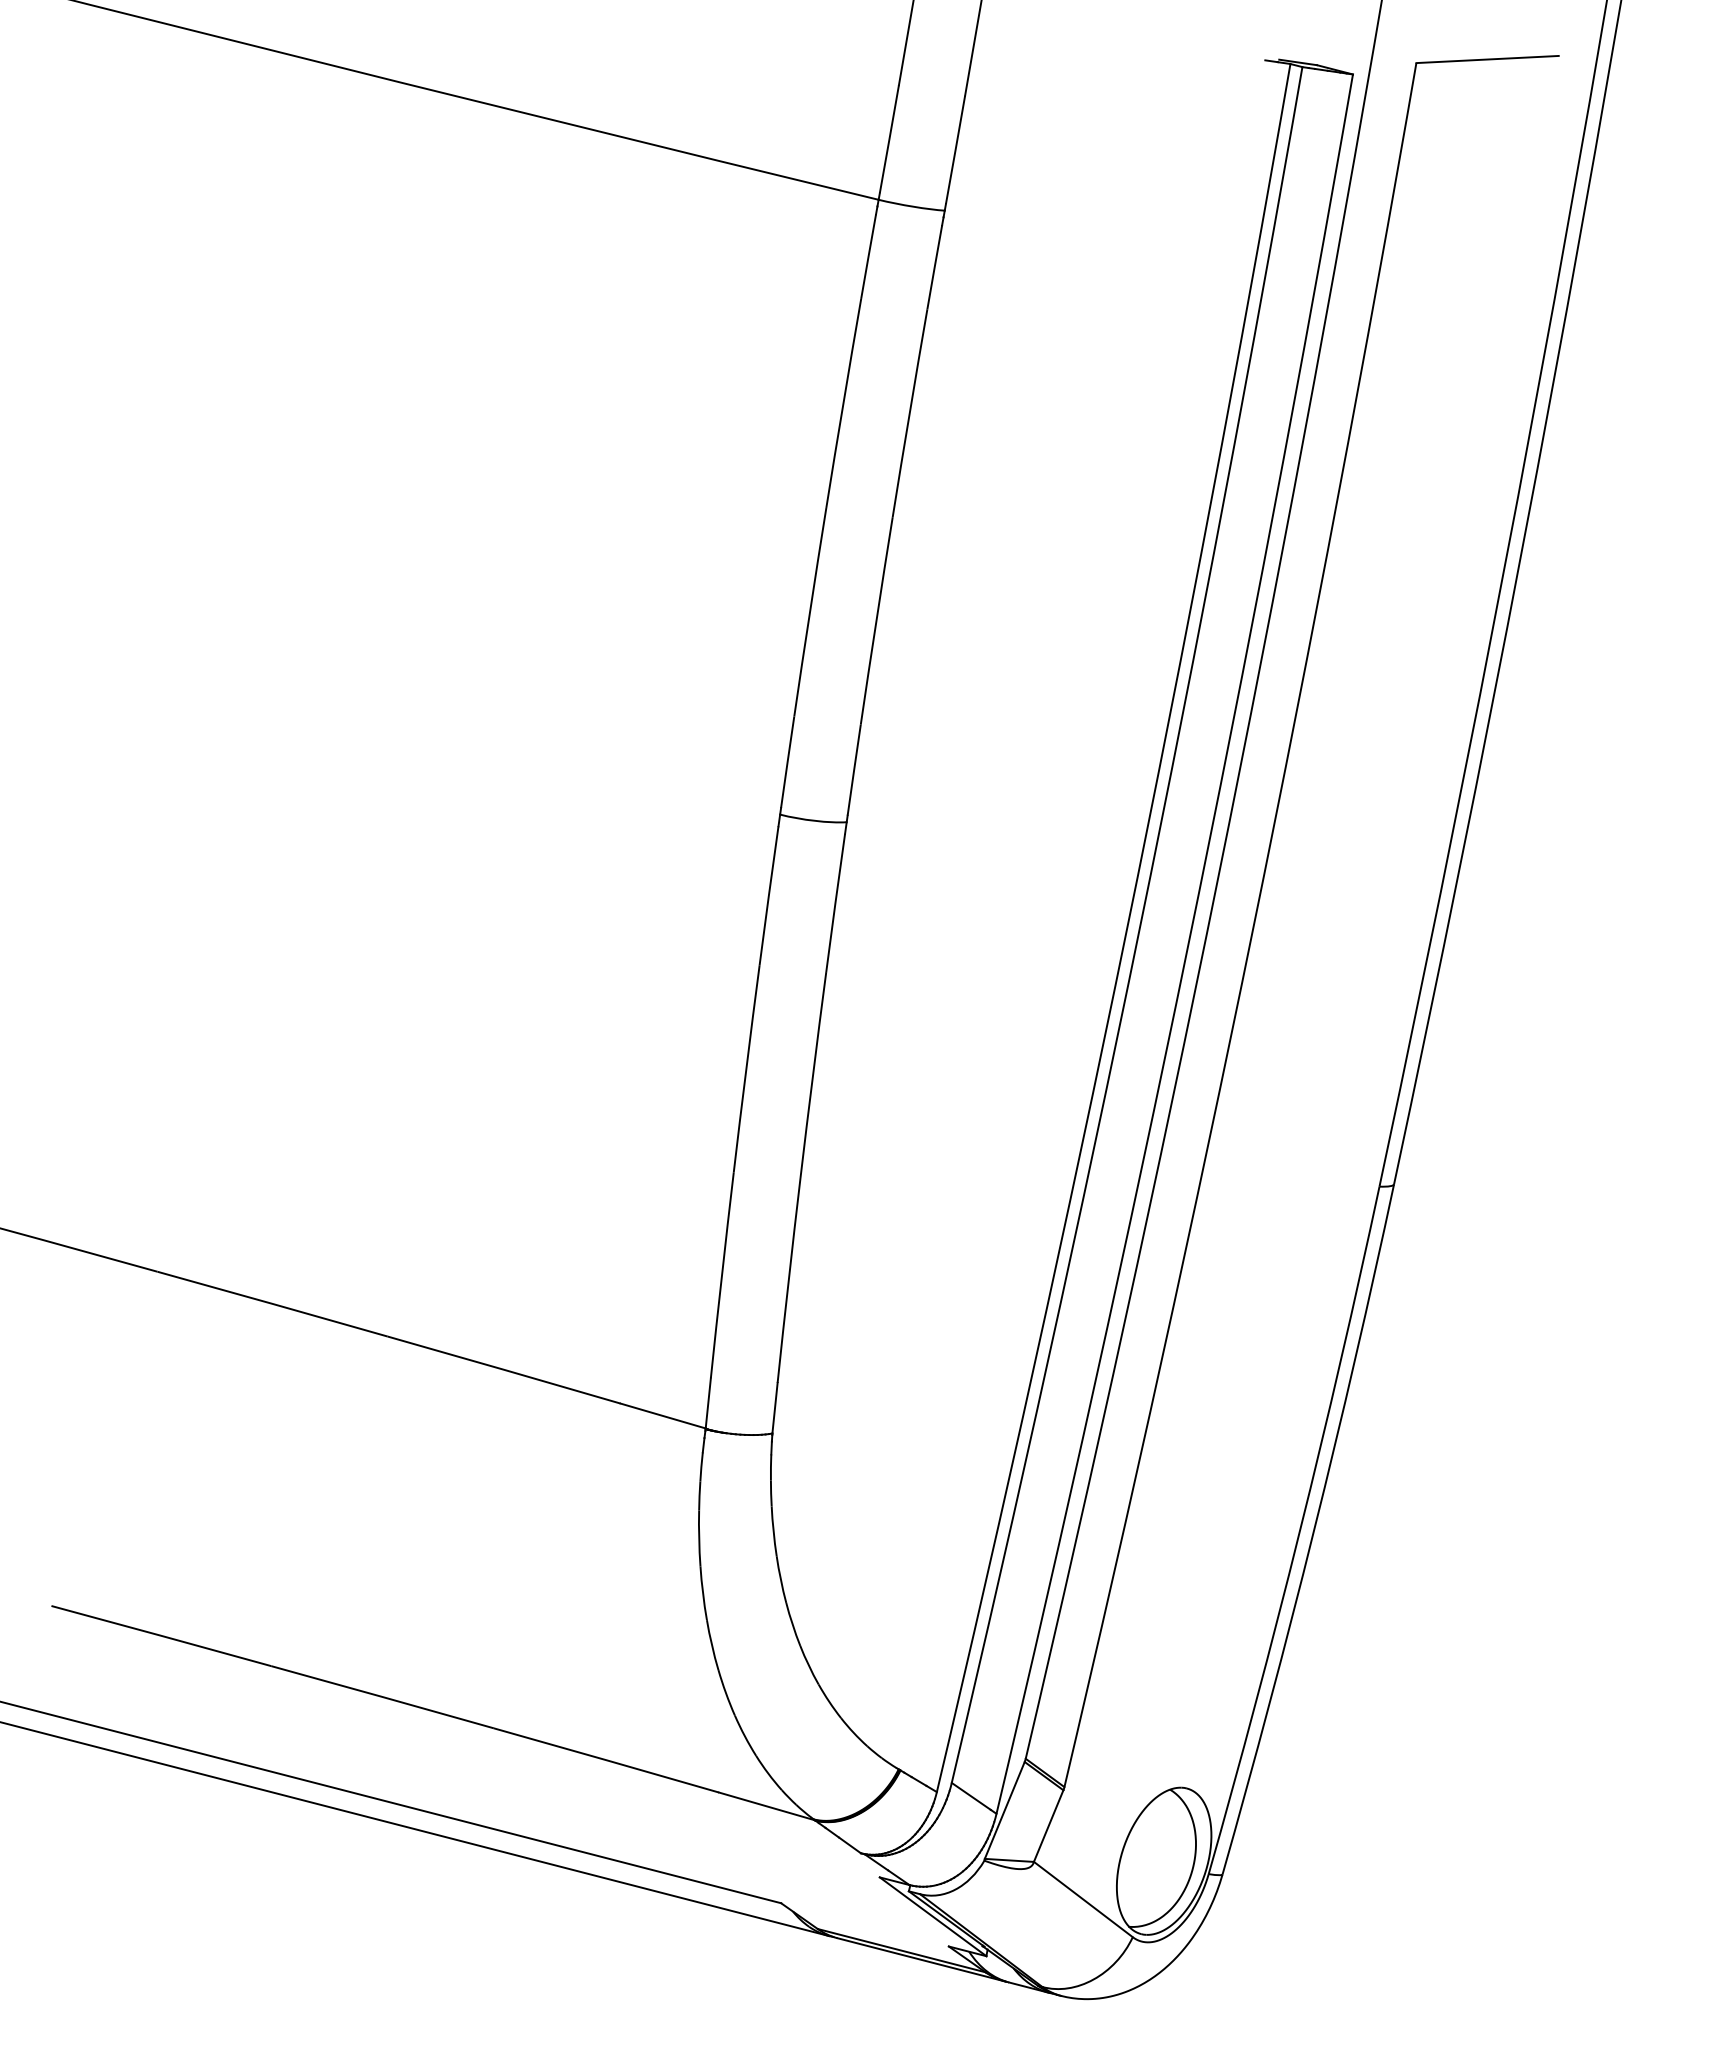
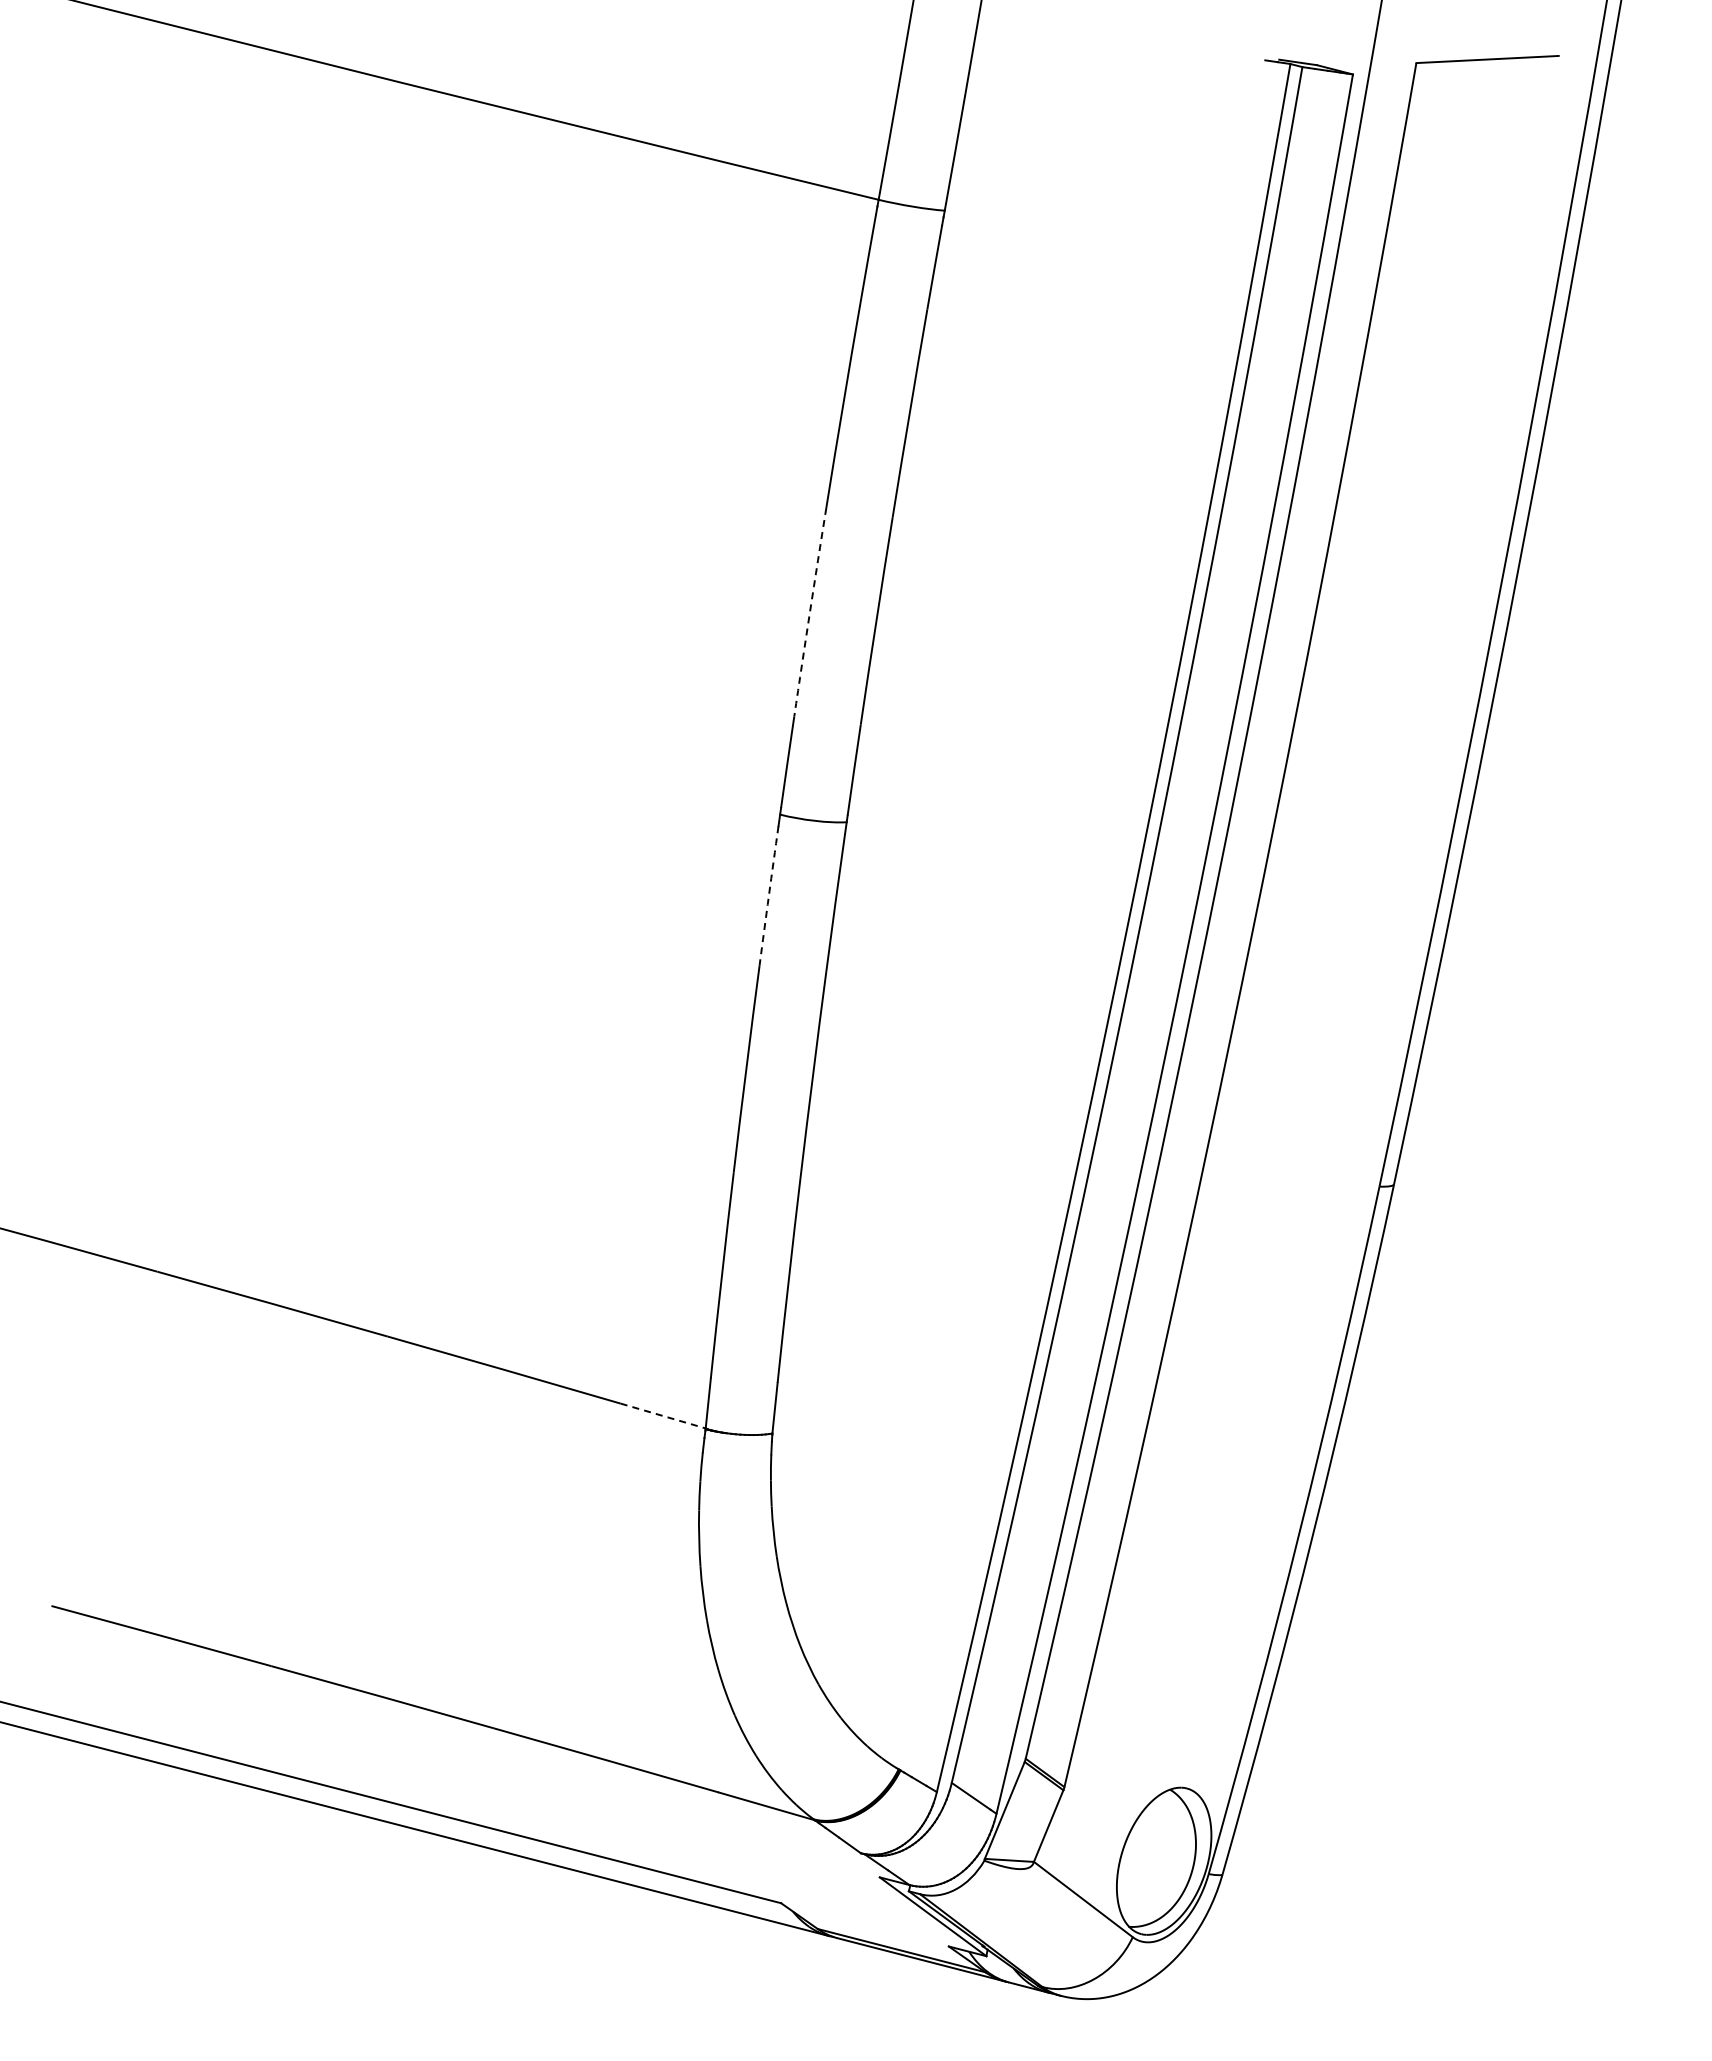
arc: solid -> dashed (809, 612)
arc: solid -> dashed (768, 895)
line: solid -> dashed (663, 1416)
